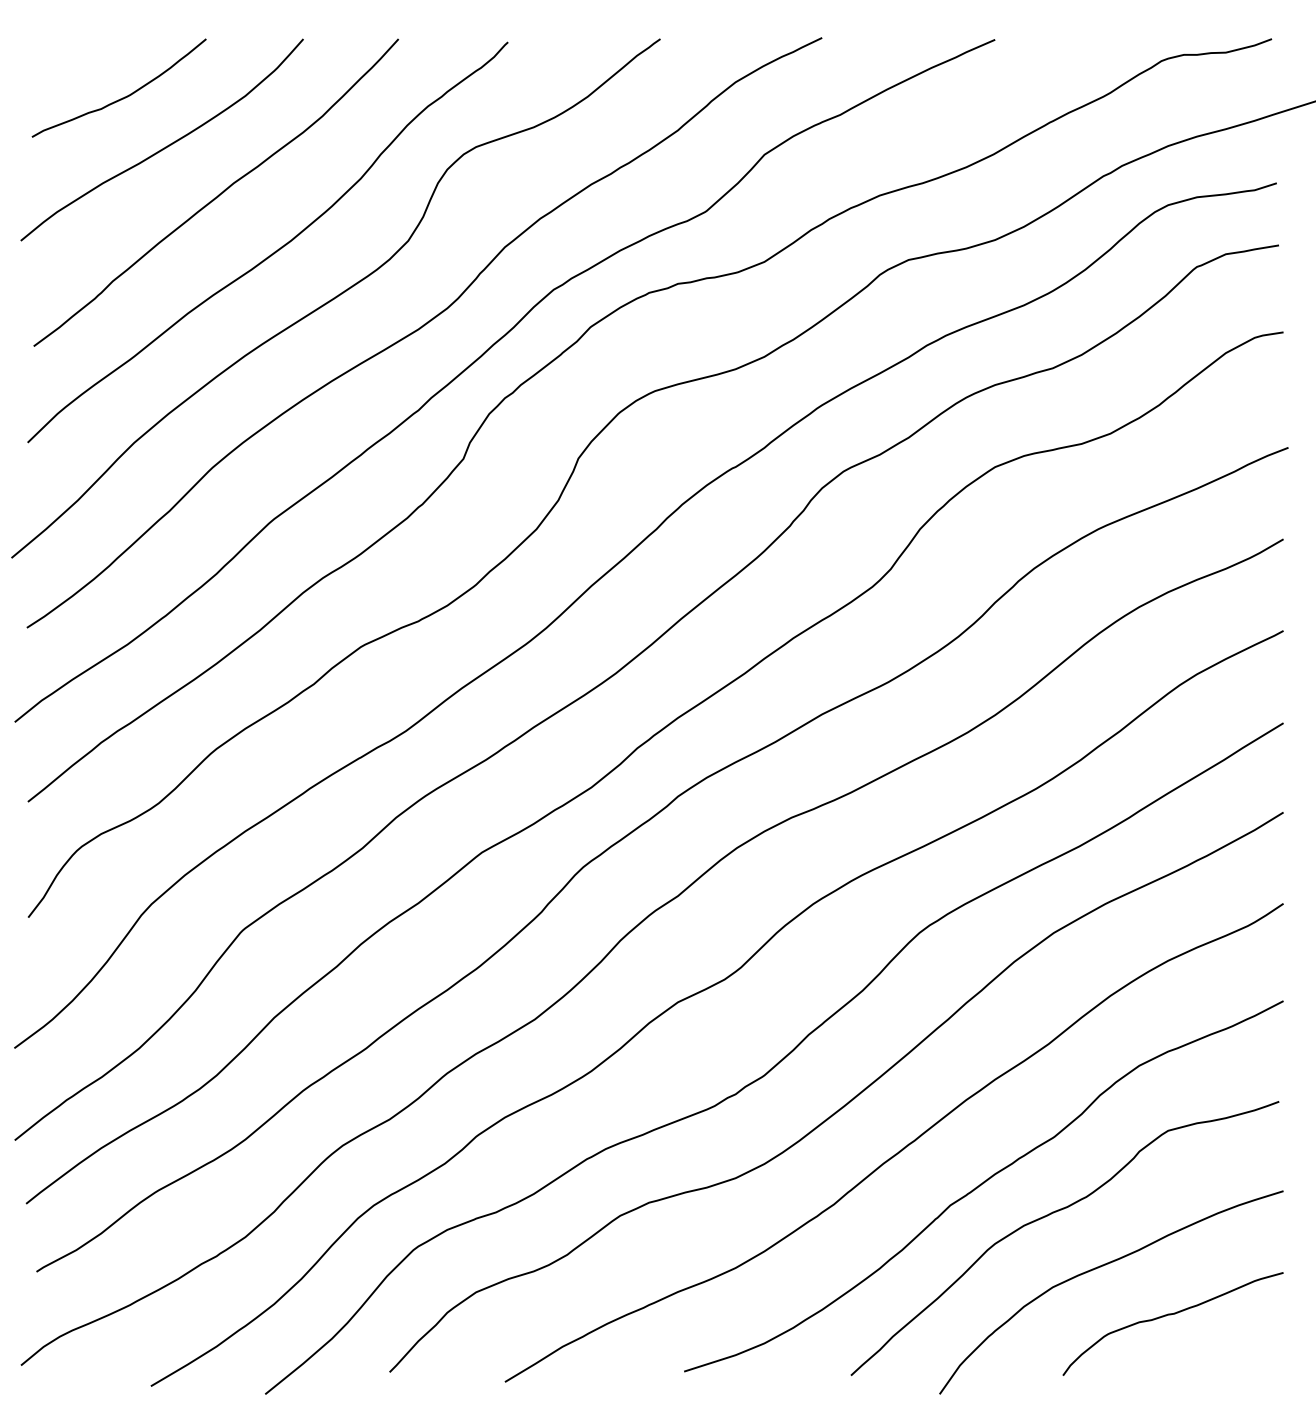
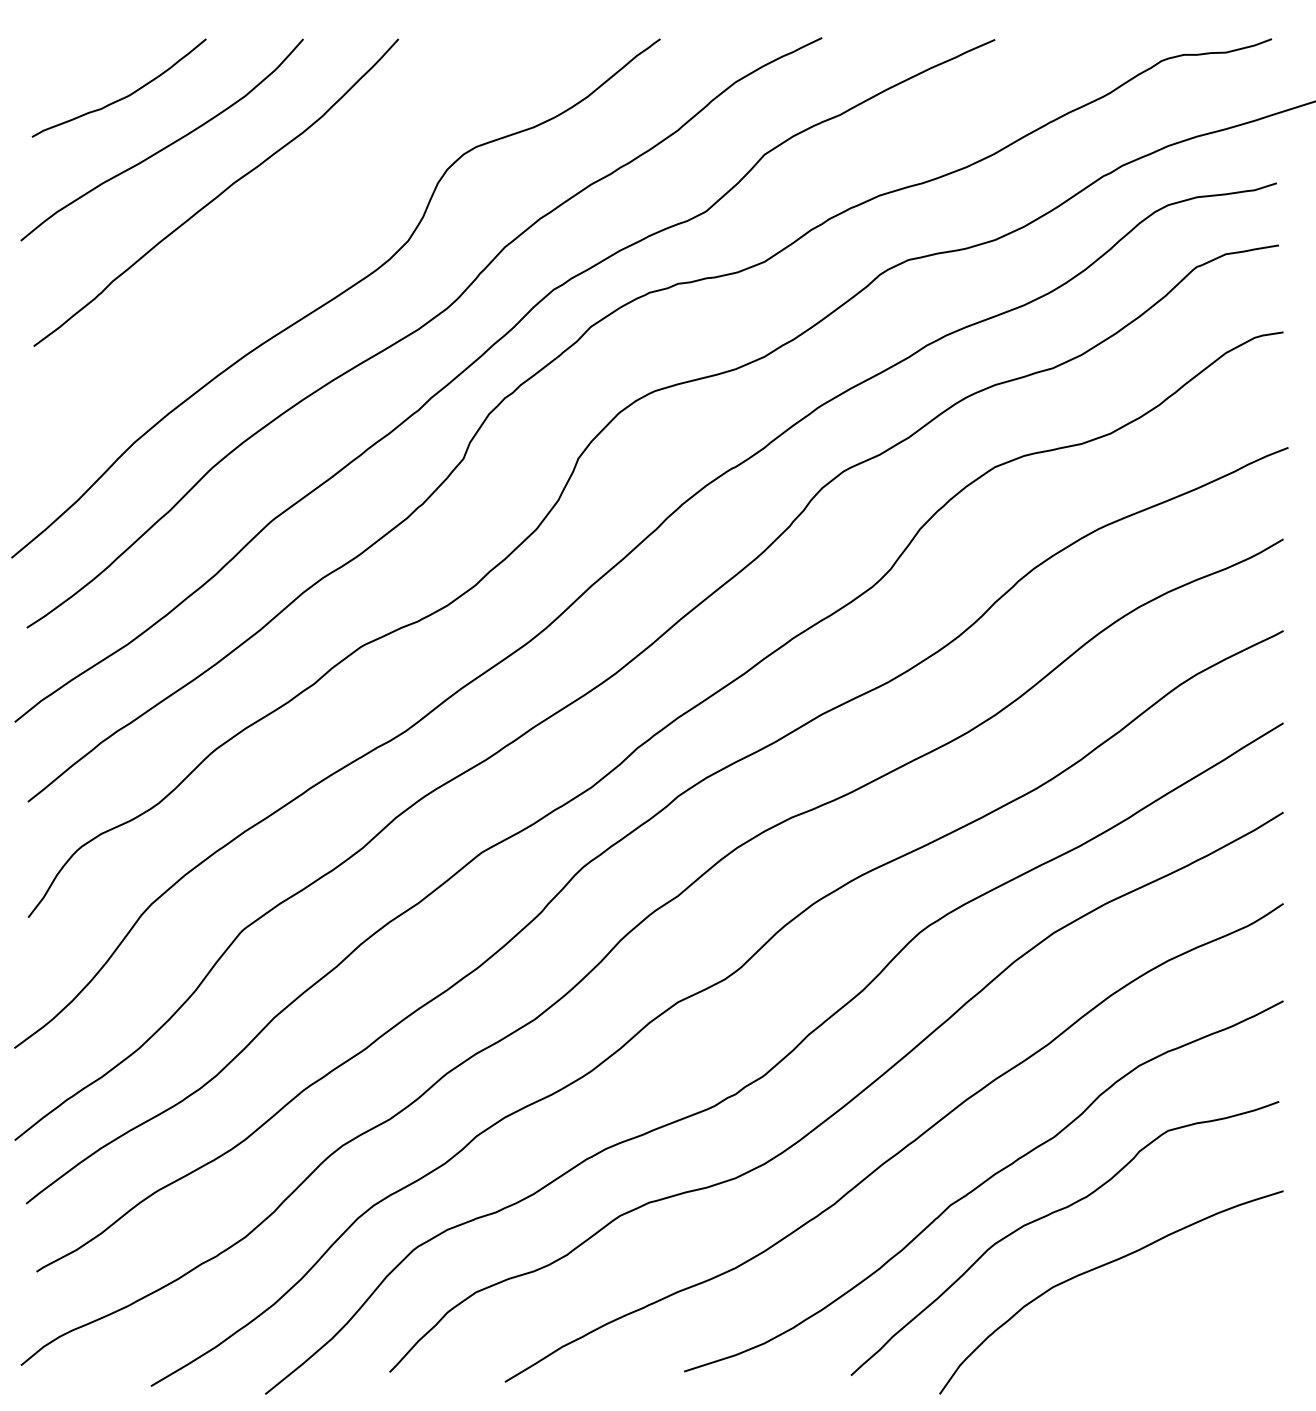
curve: present -> none (274, 251)
curve: present -> none (1171, 1315)
